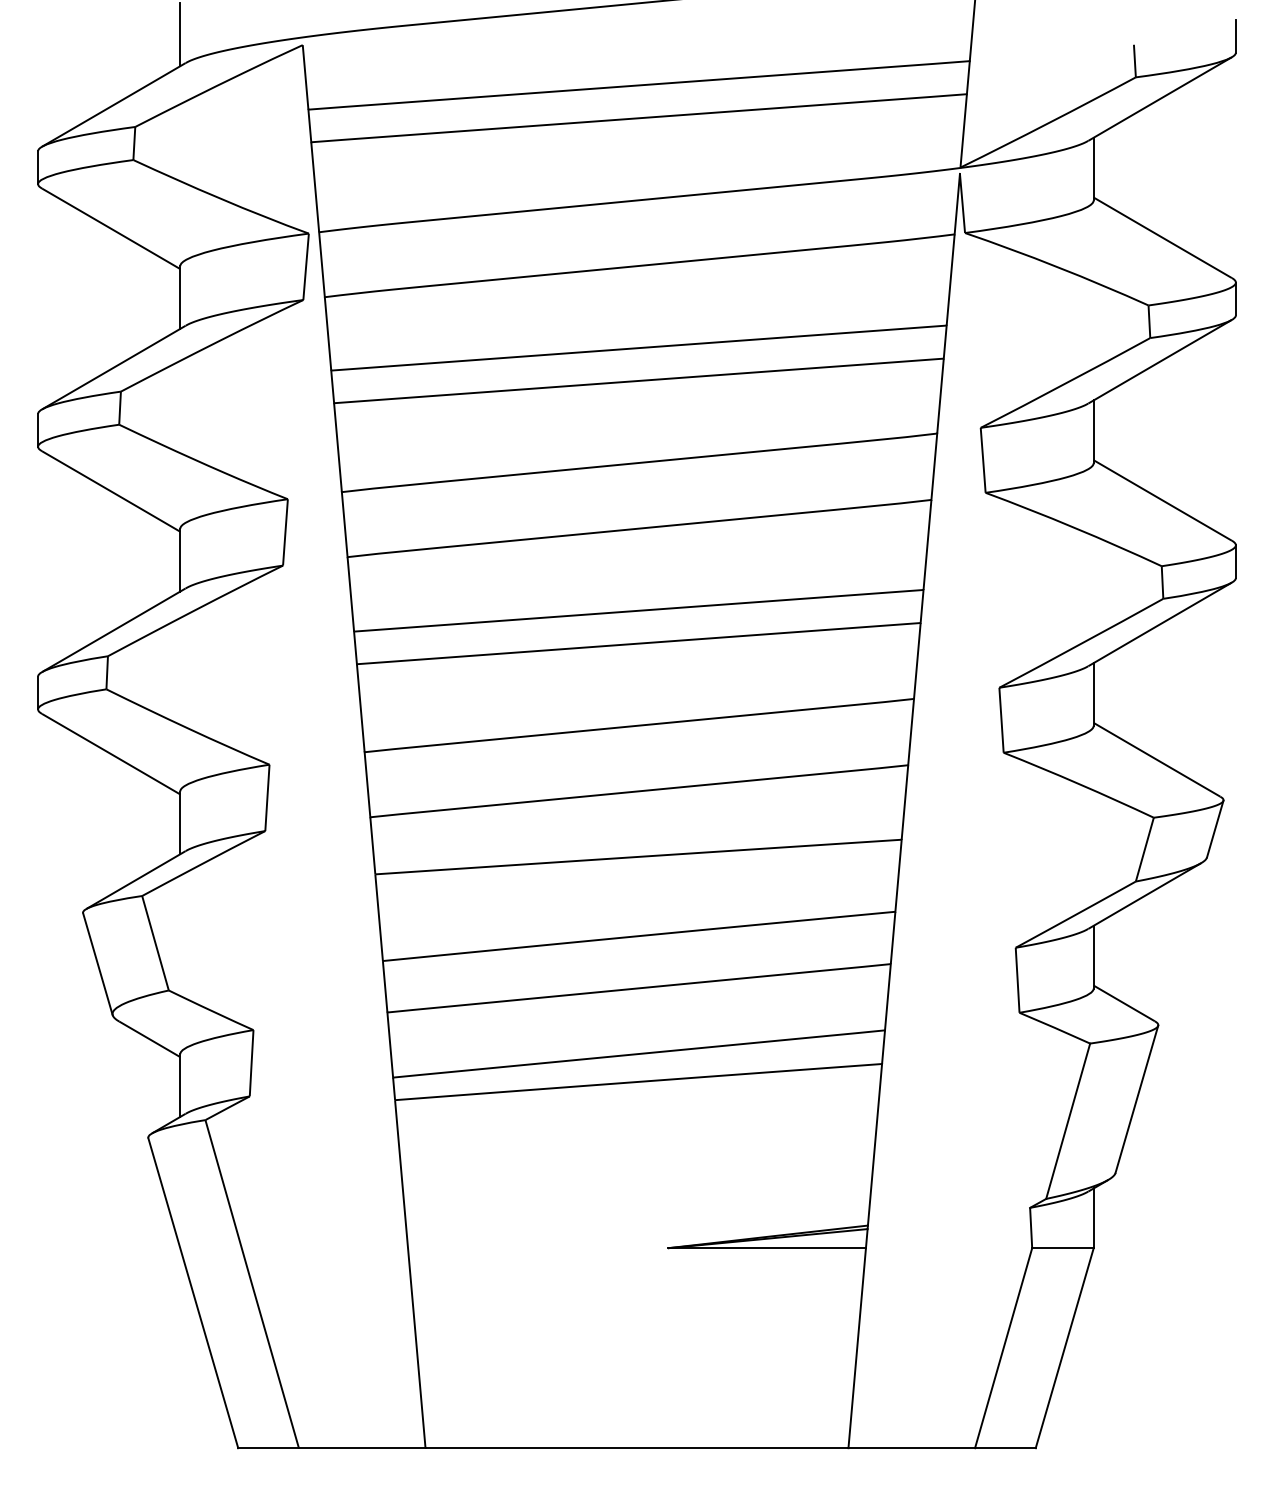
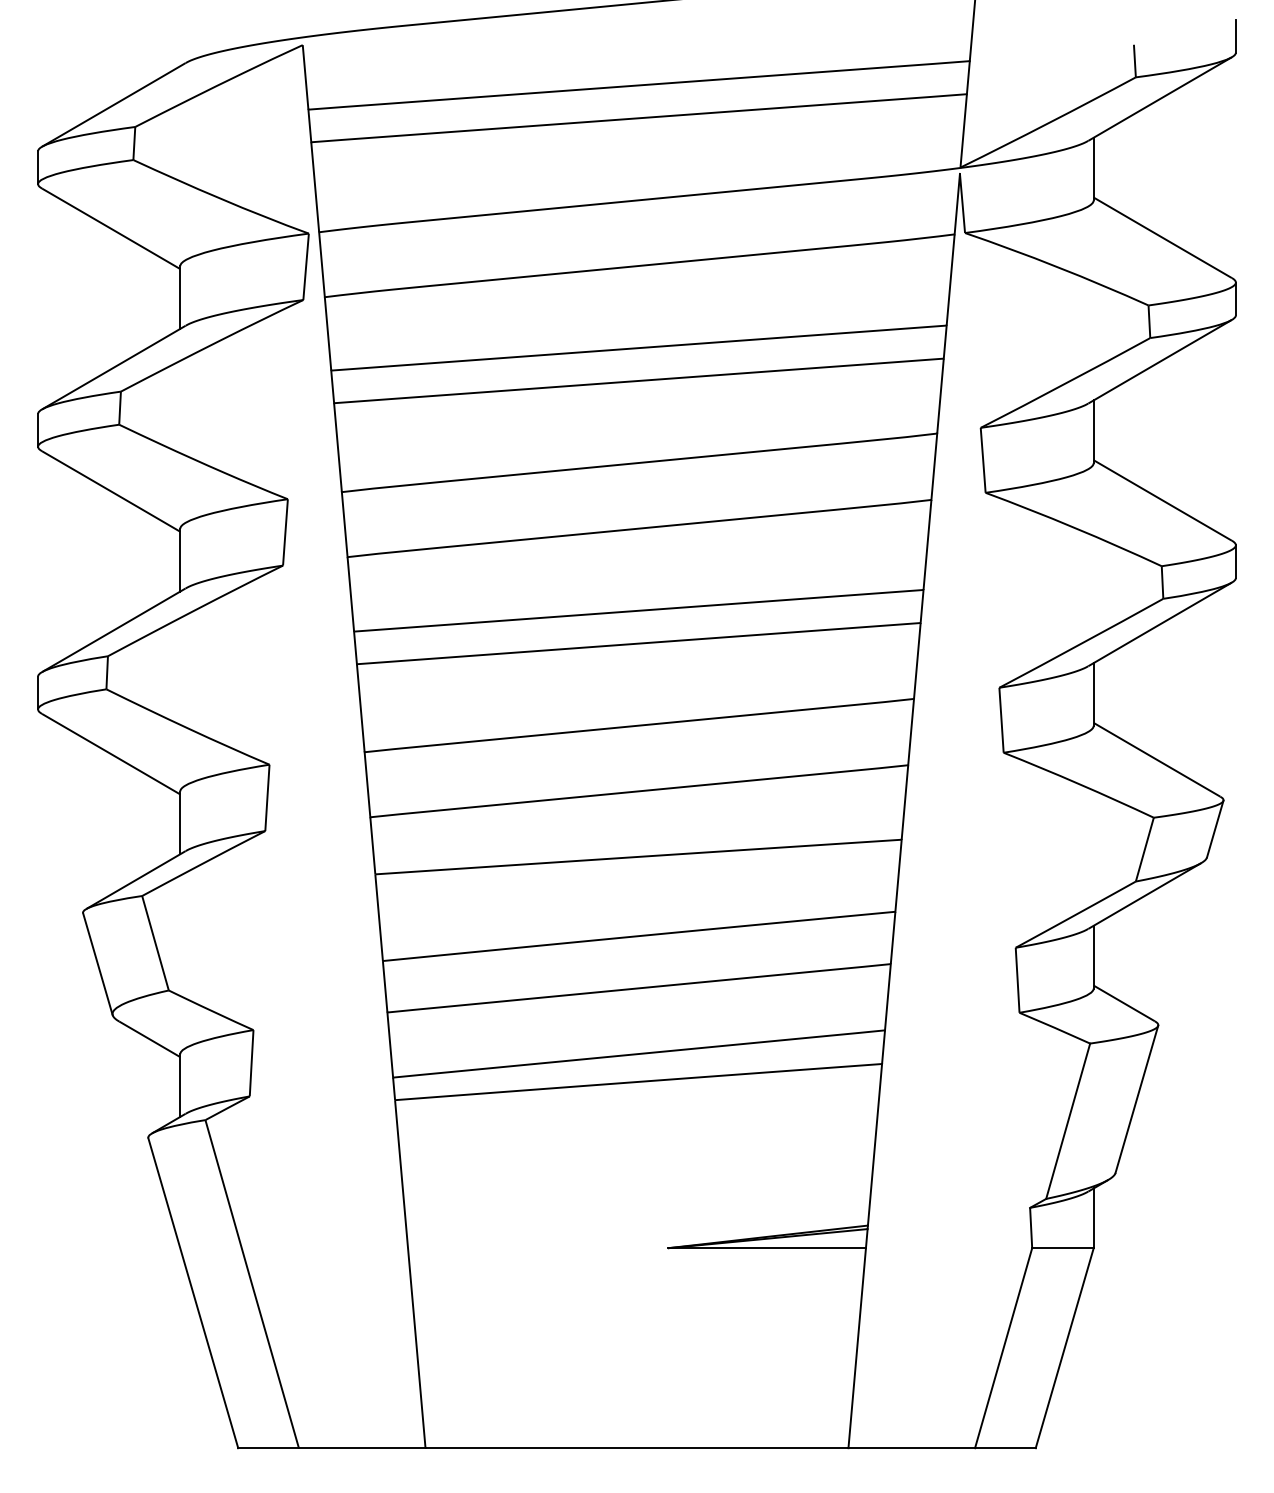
line: present -> none (180, 34)
